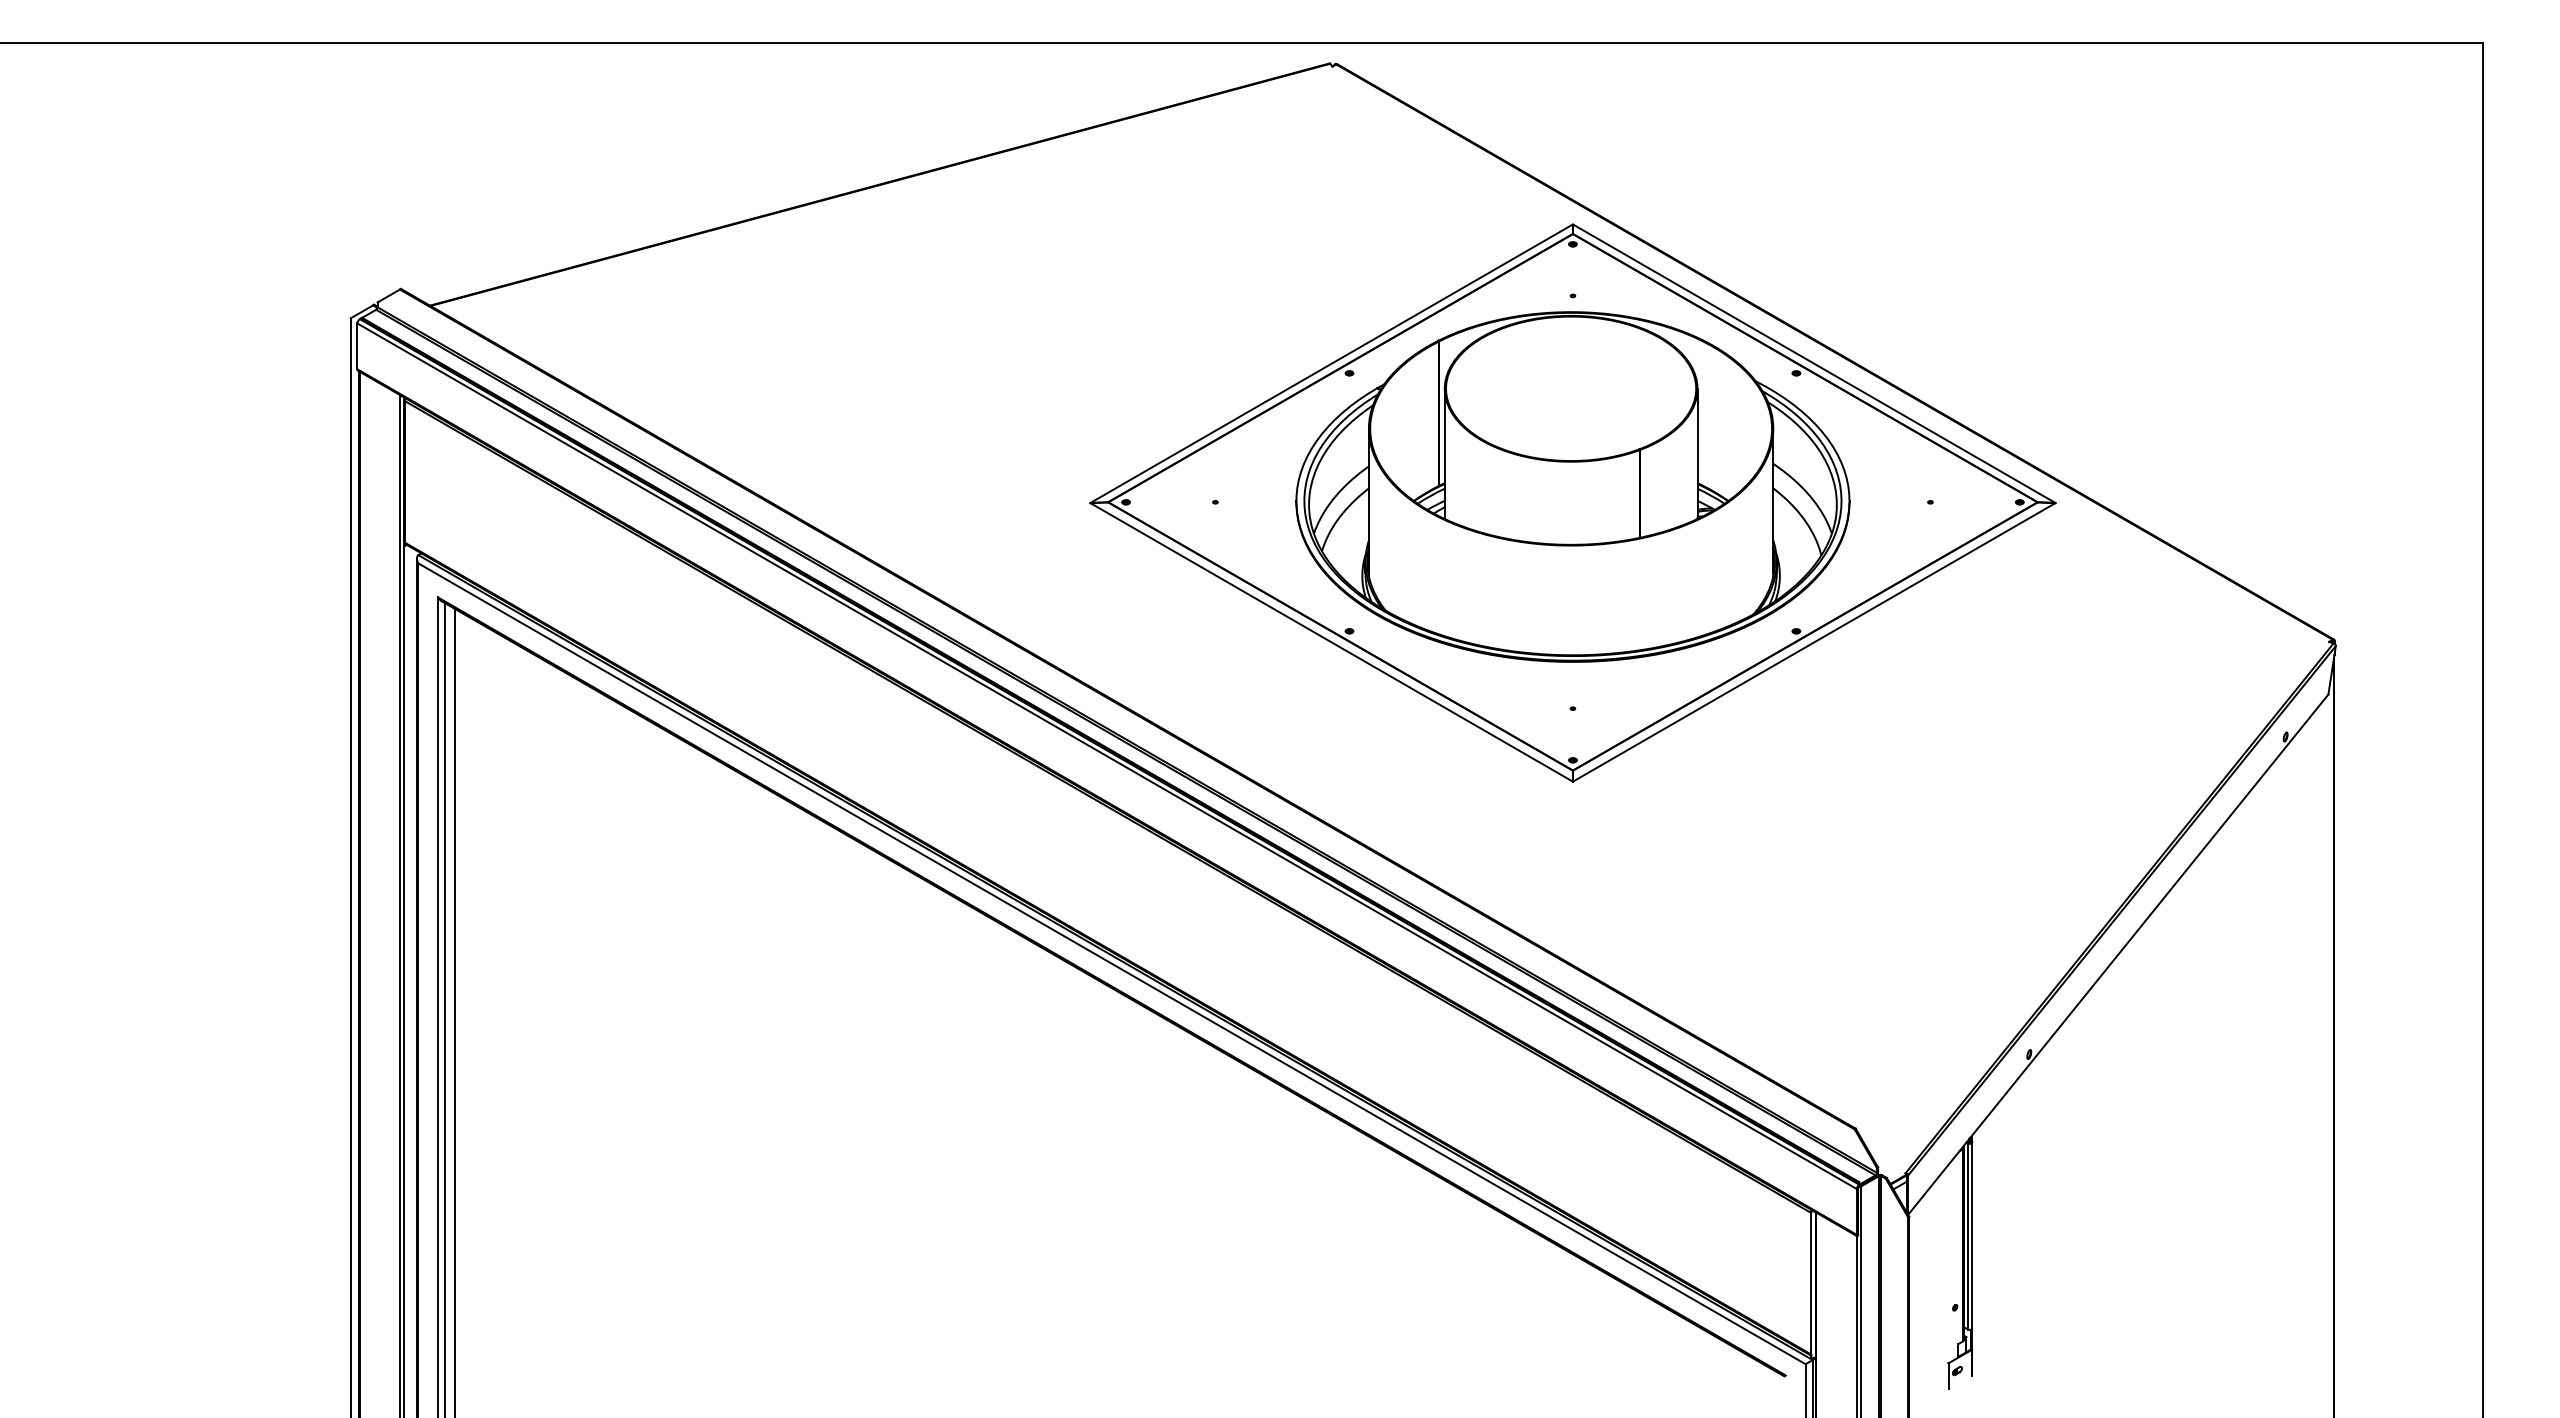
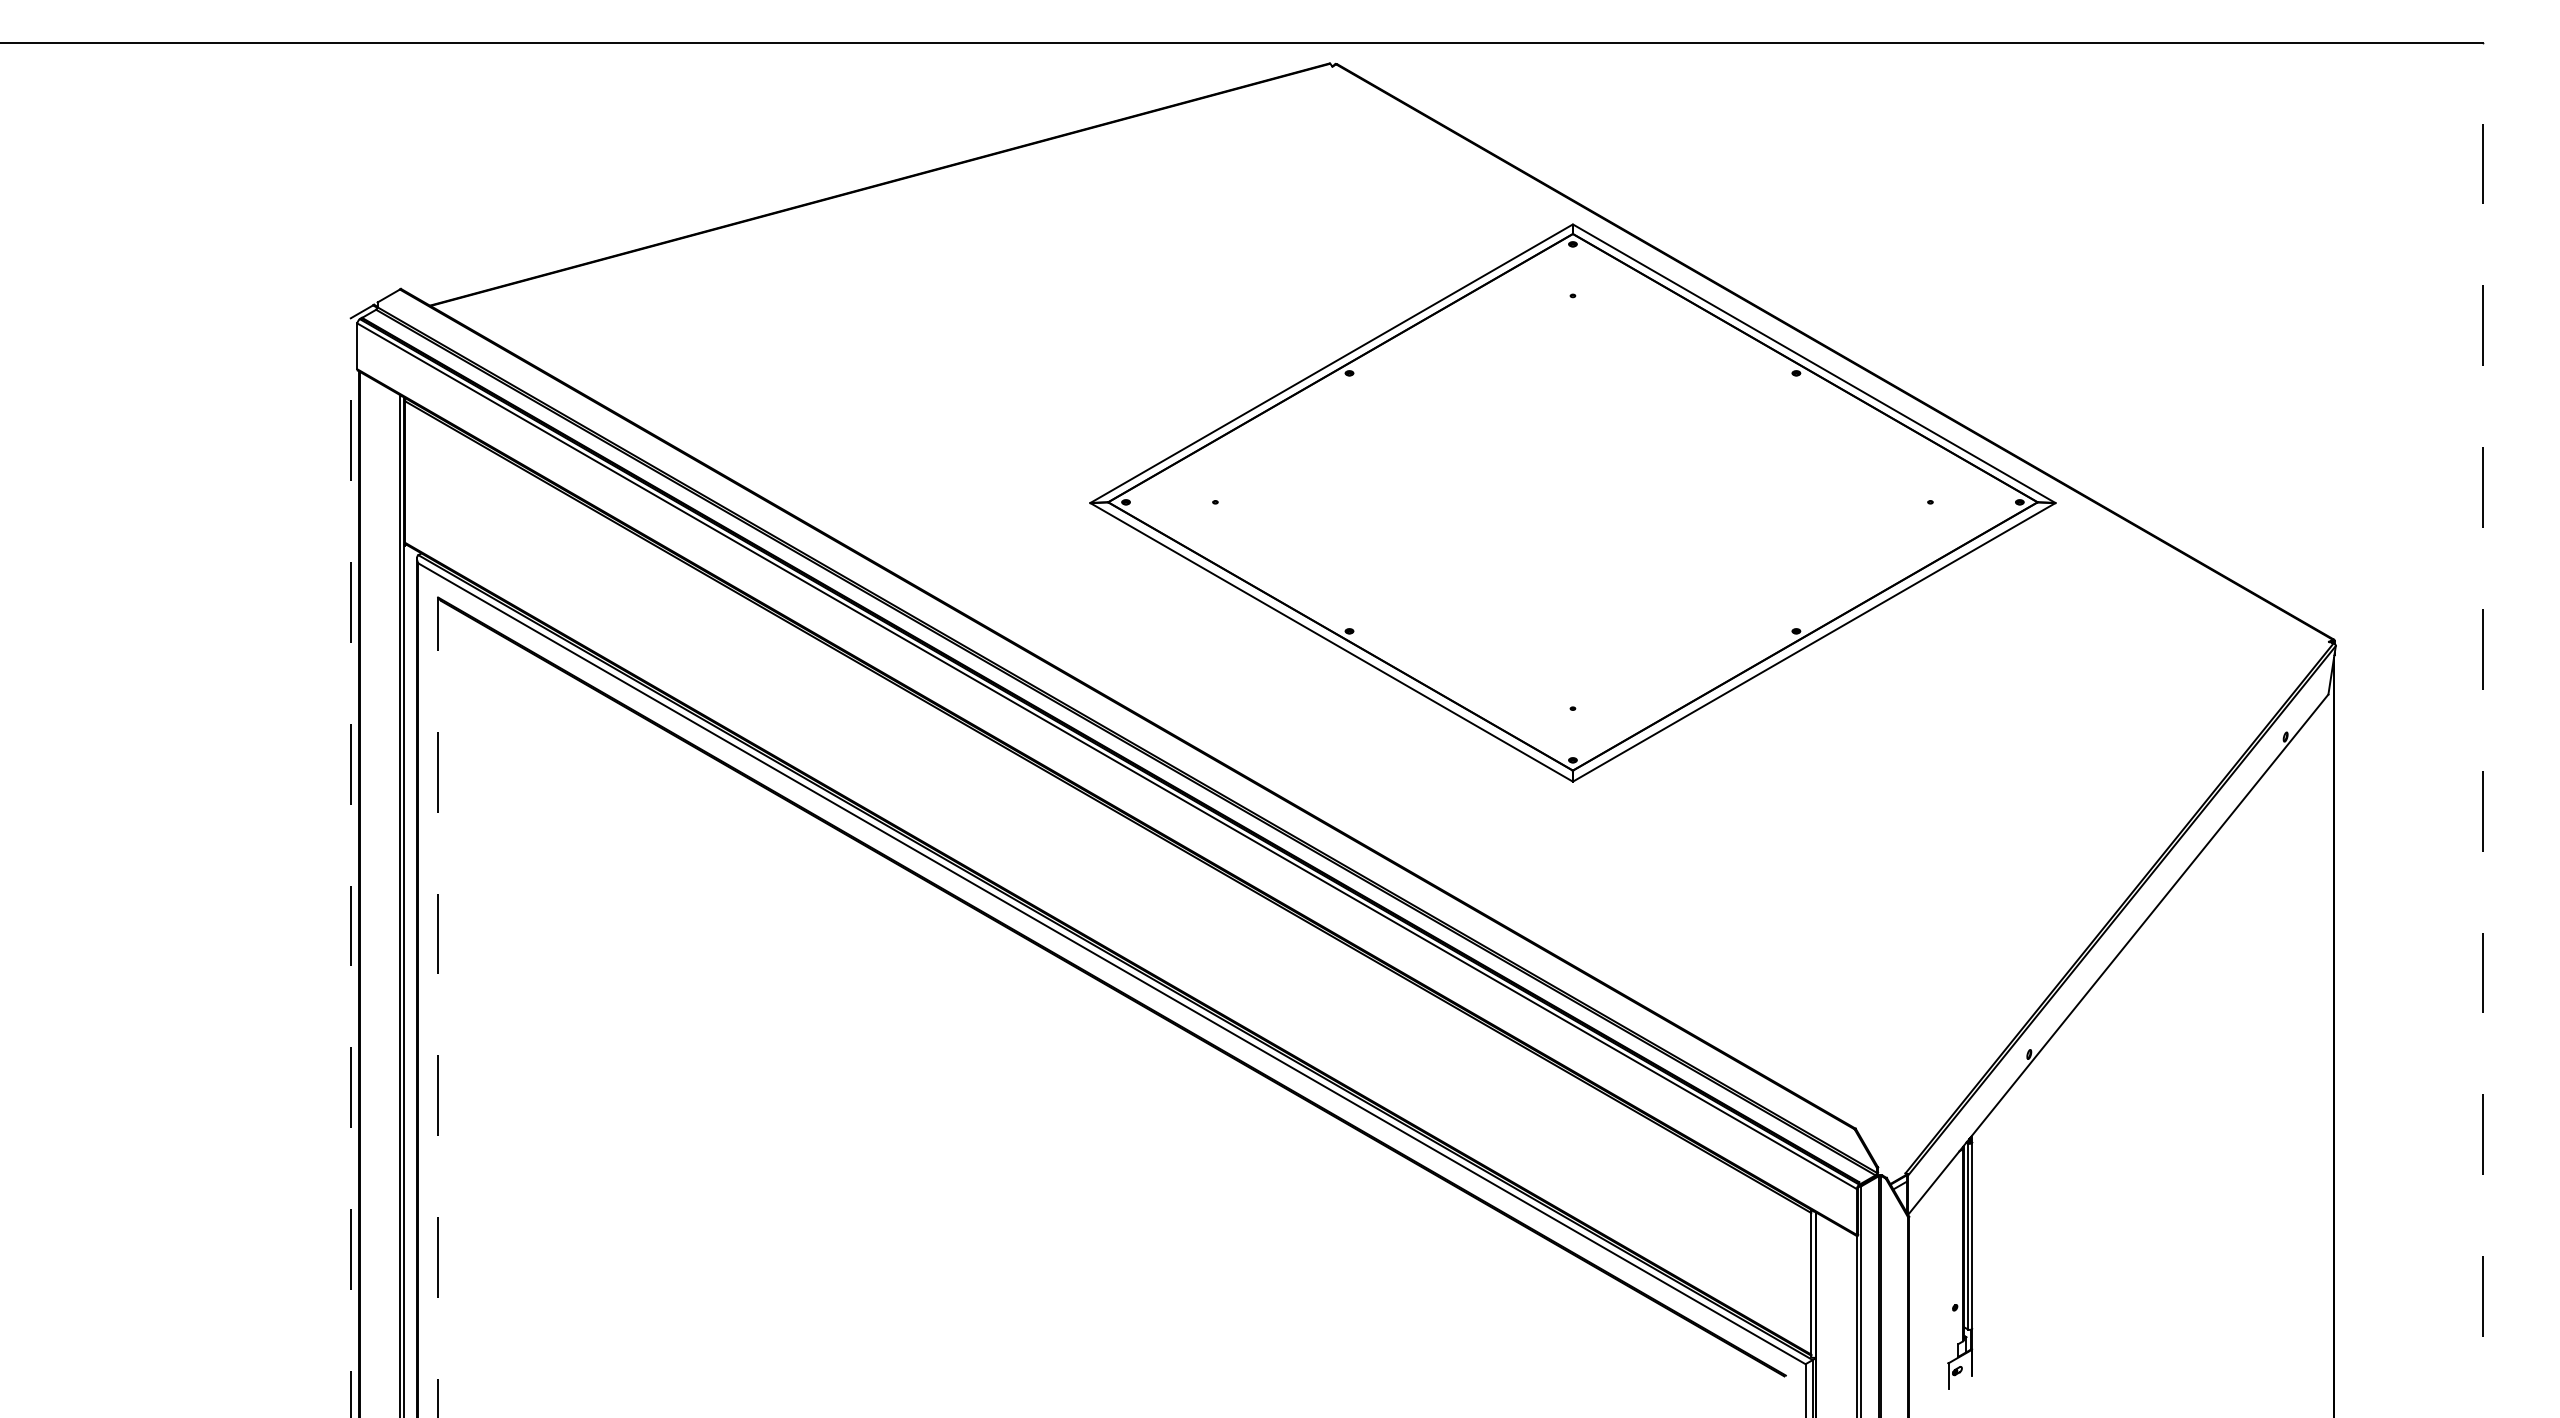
part: present -> none (1572, 486)
line: solid -> dashed (2483, 729)
line: solid -> dashed (350, 867)
line: solid -> dashed (438, 1007)
line: present -> none (445, 1008)
line: present -> none (454, 1011)
